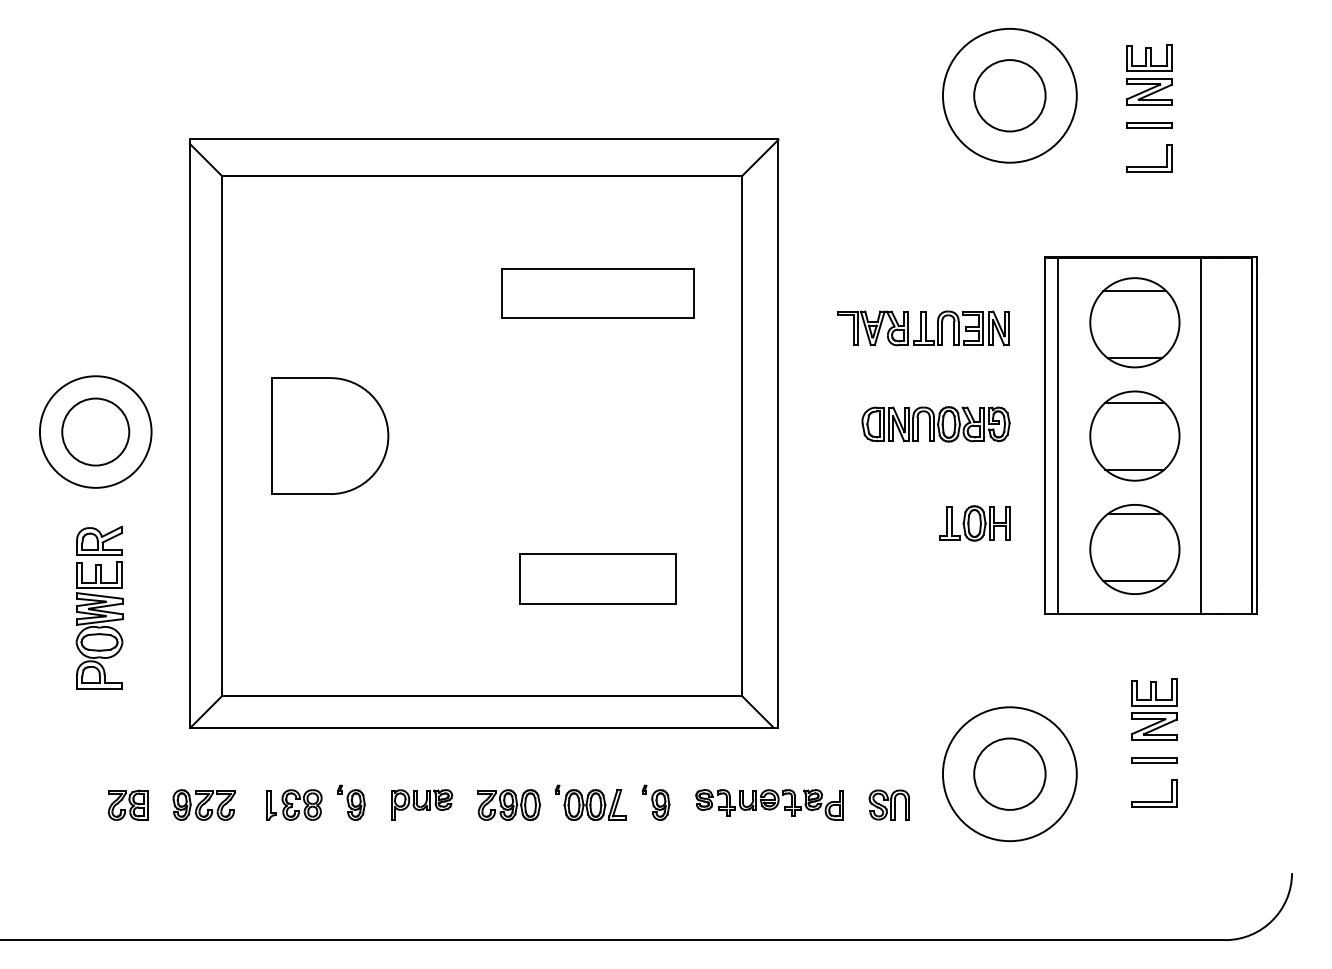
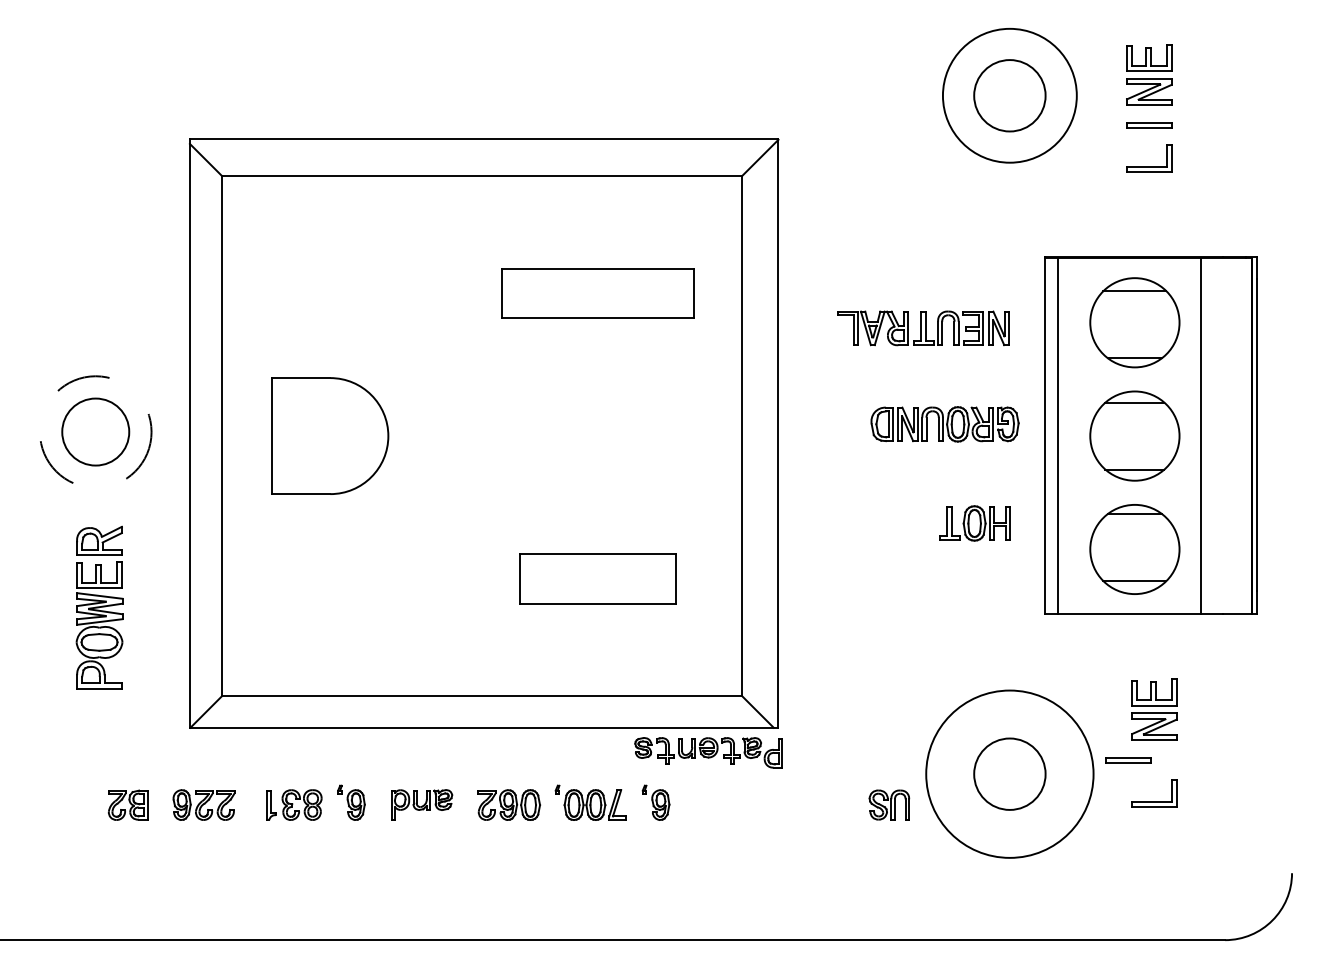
part position: (935, 424) -> (944, 424) (944, 424)
circle: solid -> dashed (95, 431)
part position: (1154, 760) -> (1128, 760) (1128, 760)
circle diameter: 134 px -> 167 px (1009, 773)
part position: (769, 804) -> (708, 752) (708, 752)
